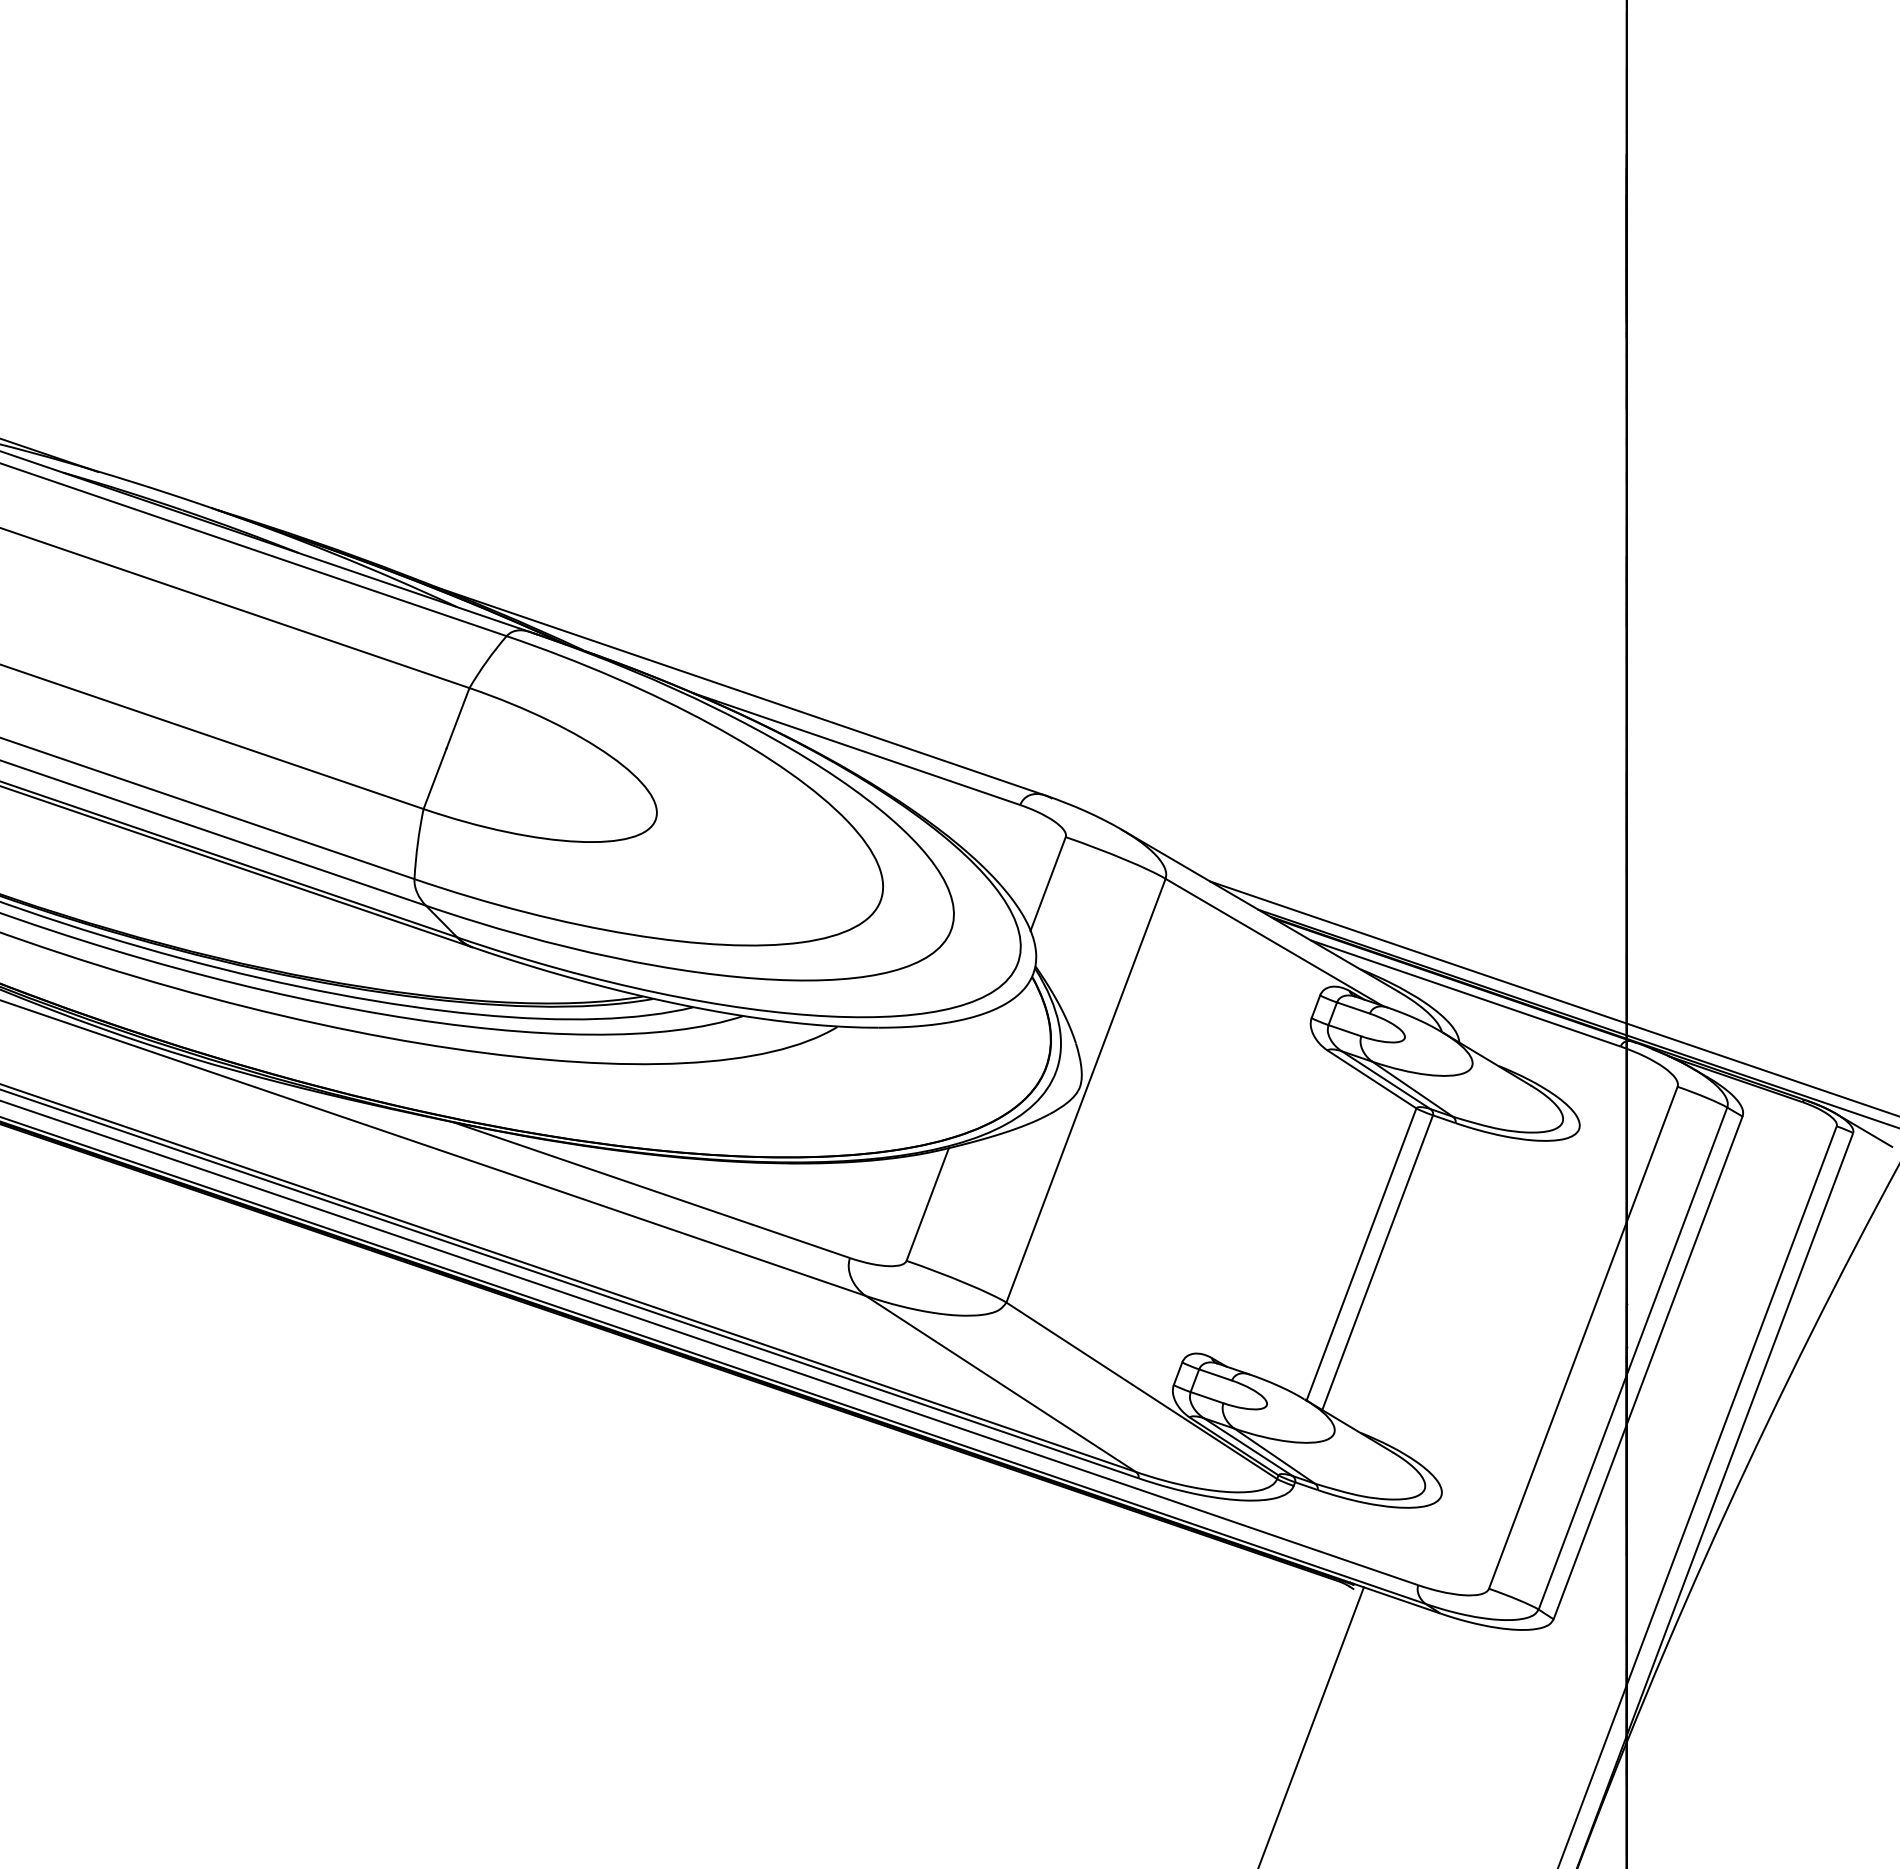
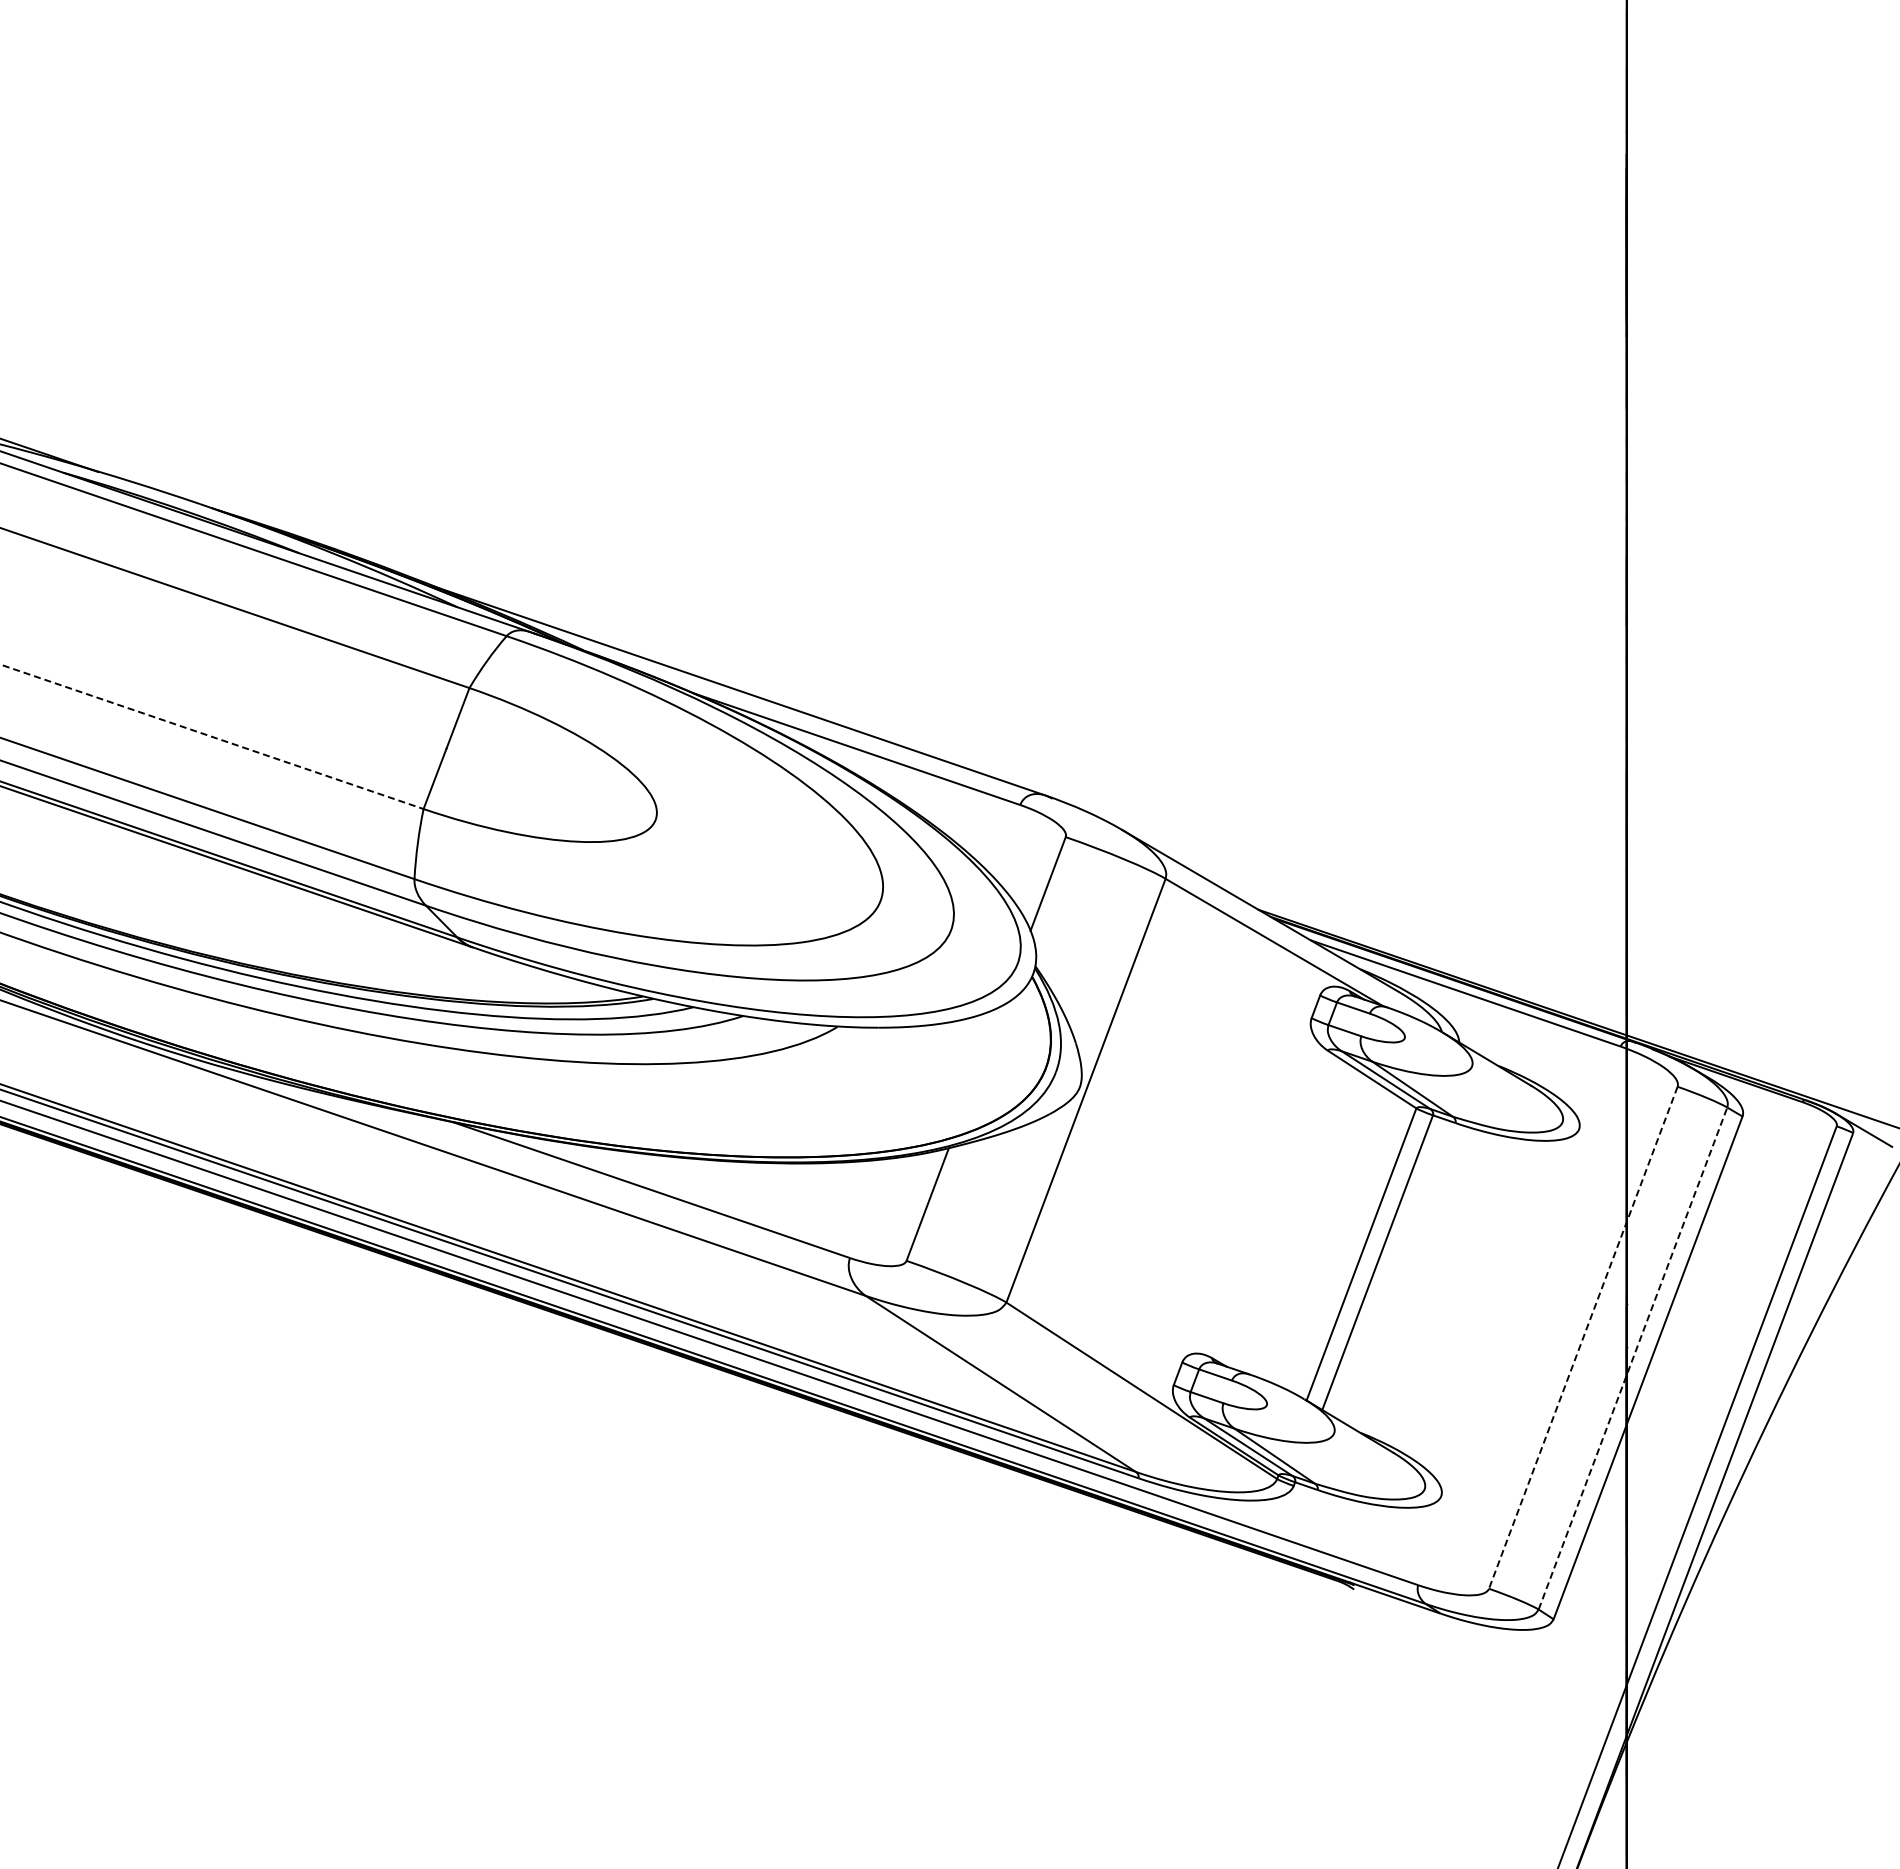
line: solid -> dashed (212, 737)
line: present -> none (1553, 998)
line: solid -> dashed (1583, 1338)
line: solid -> dashed (1633, 1358)
line: present -> none (1311, 1726)
